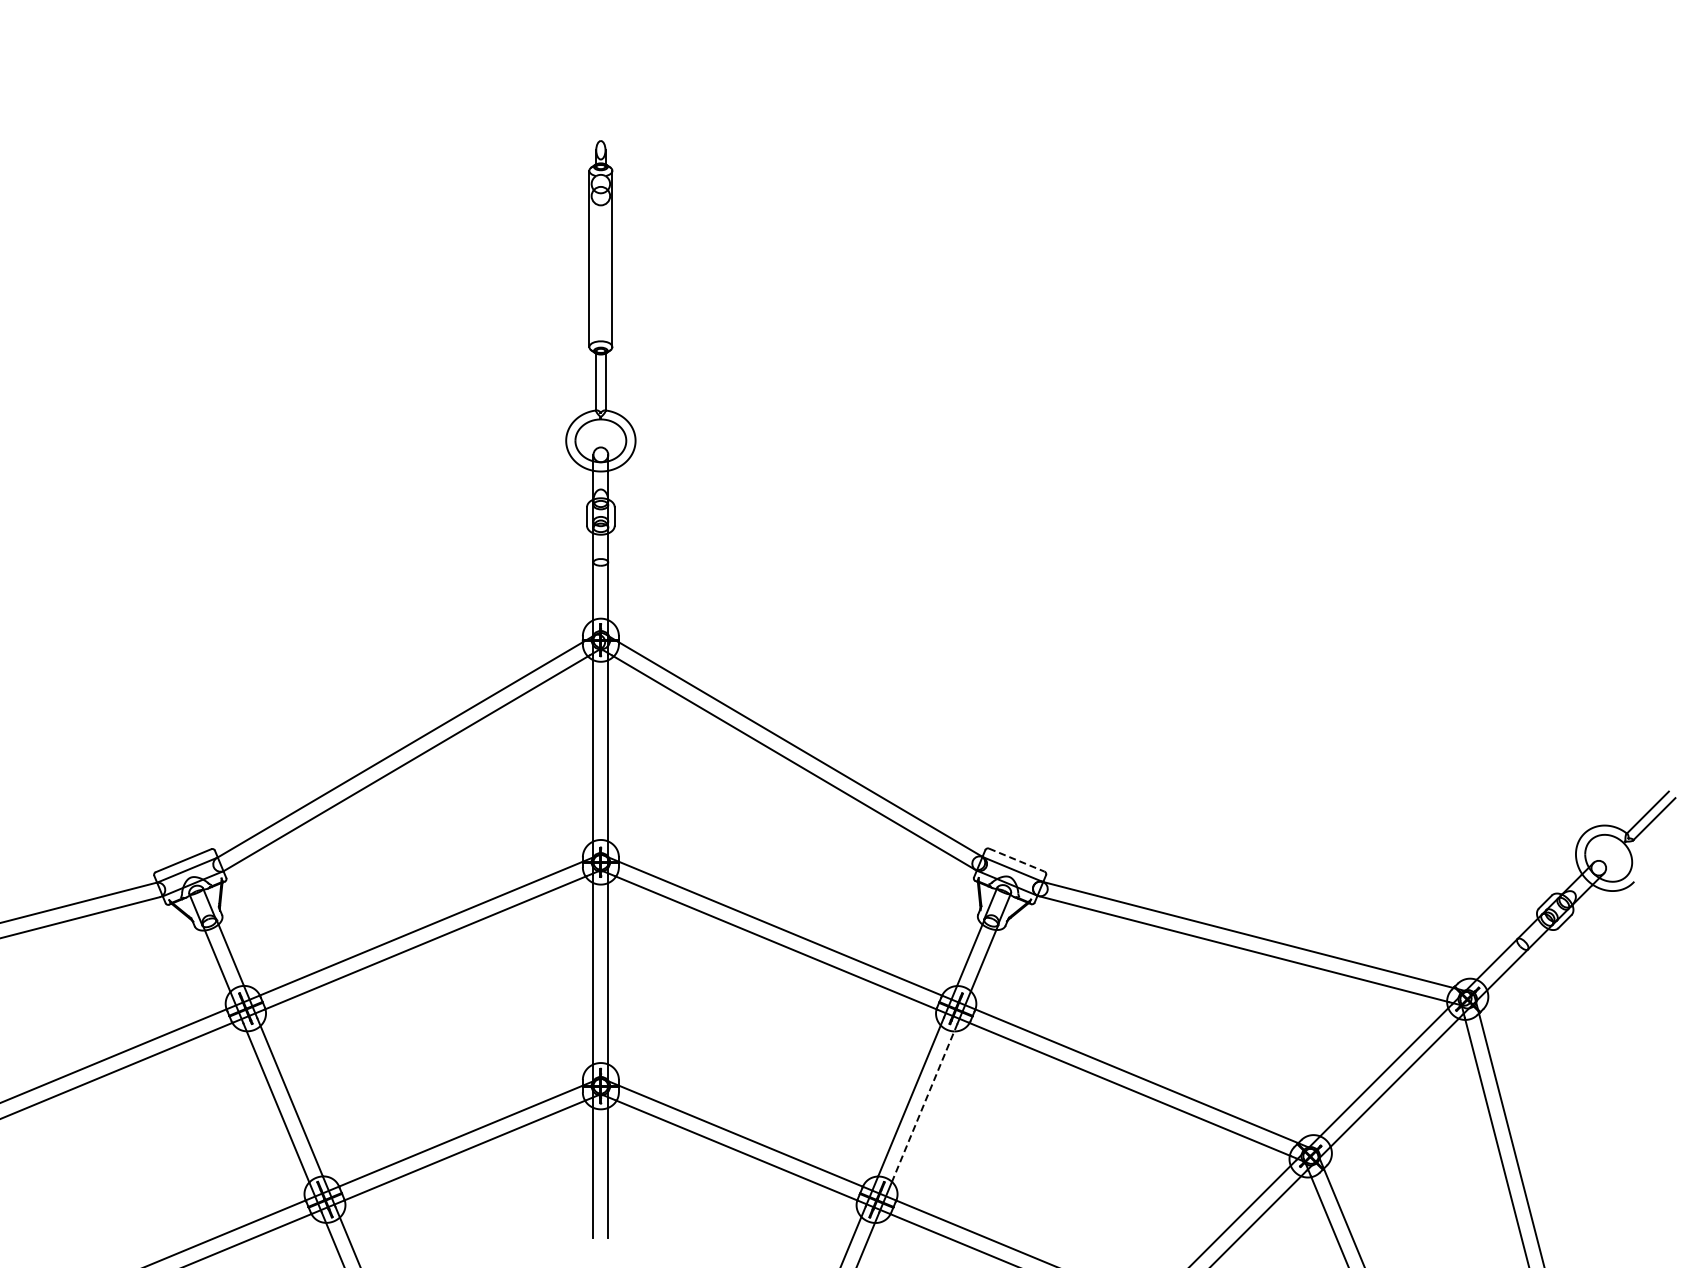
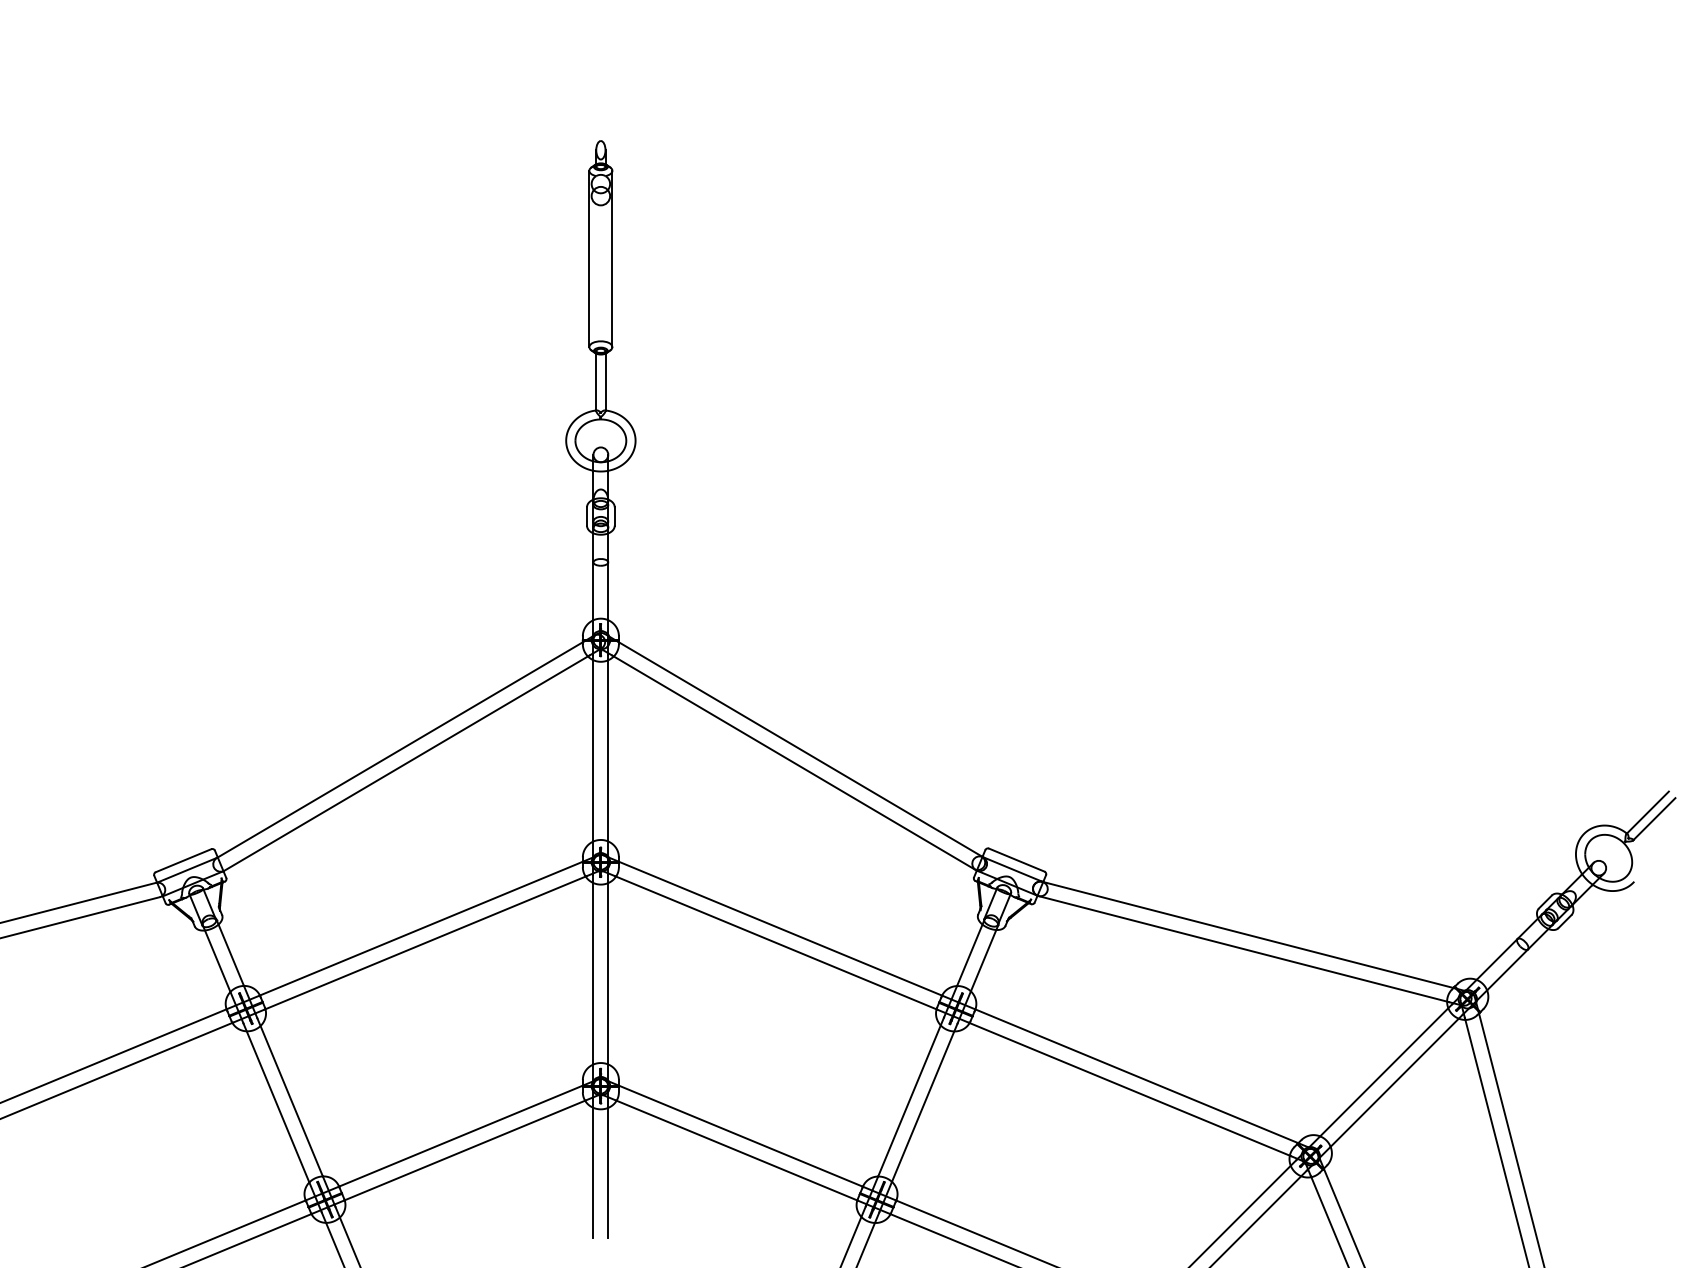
line: dashed -> solid (1017, 860)
line: dashed -> solid (924, 1102)
